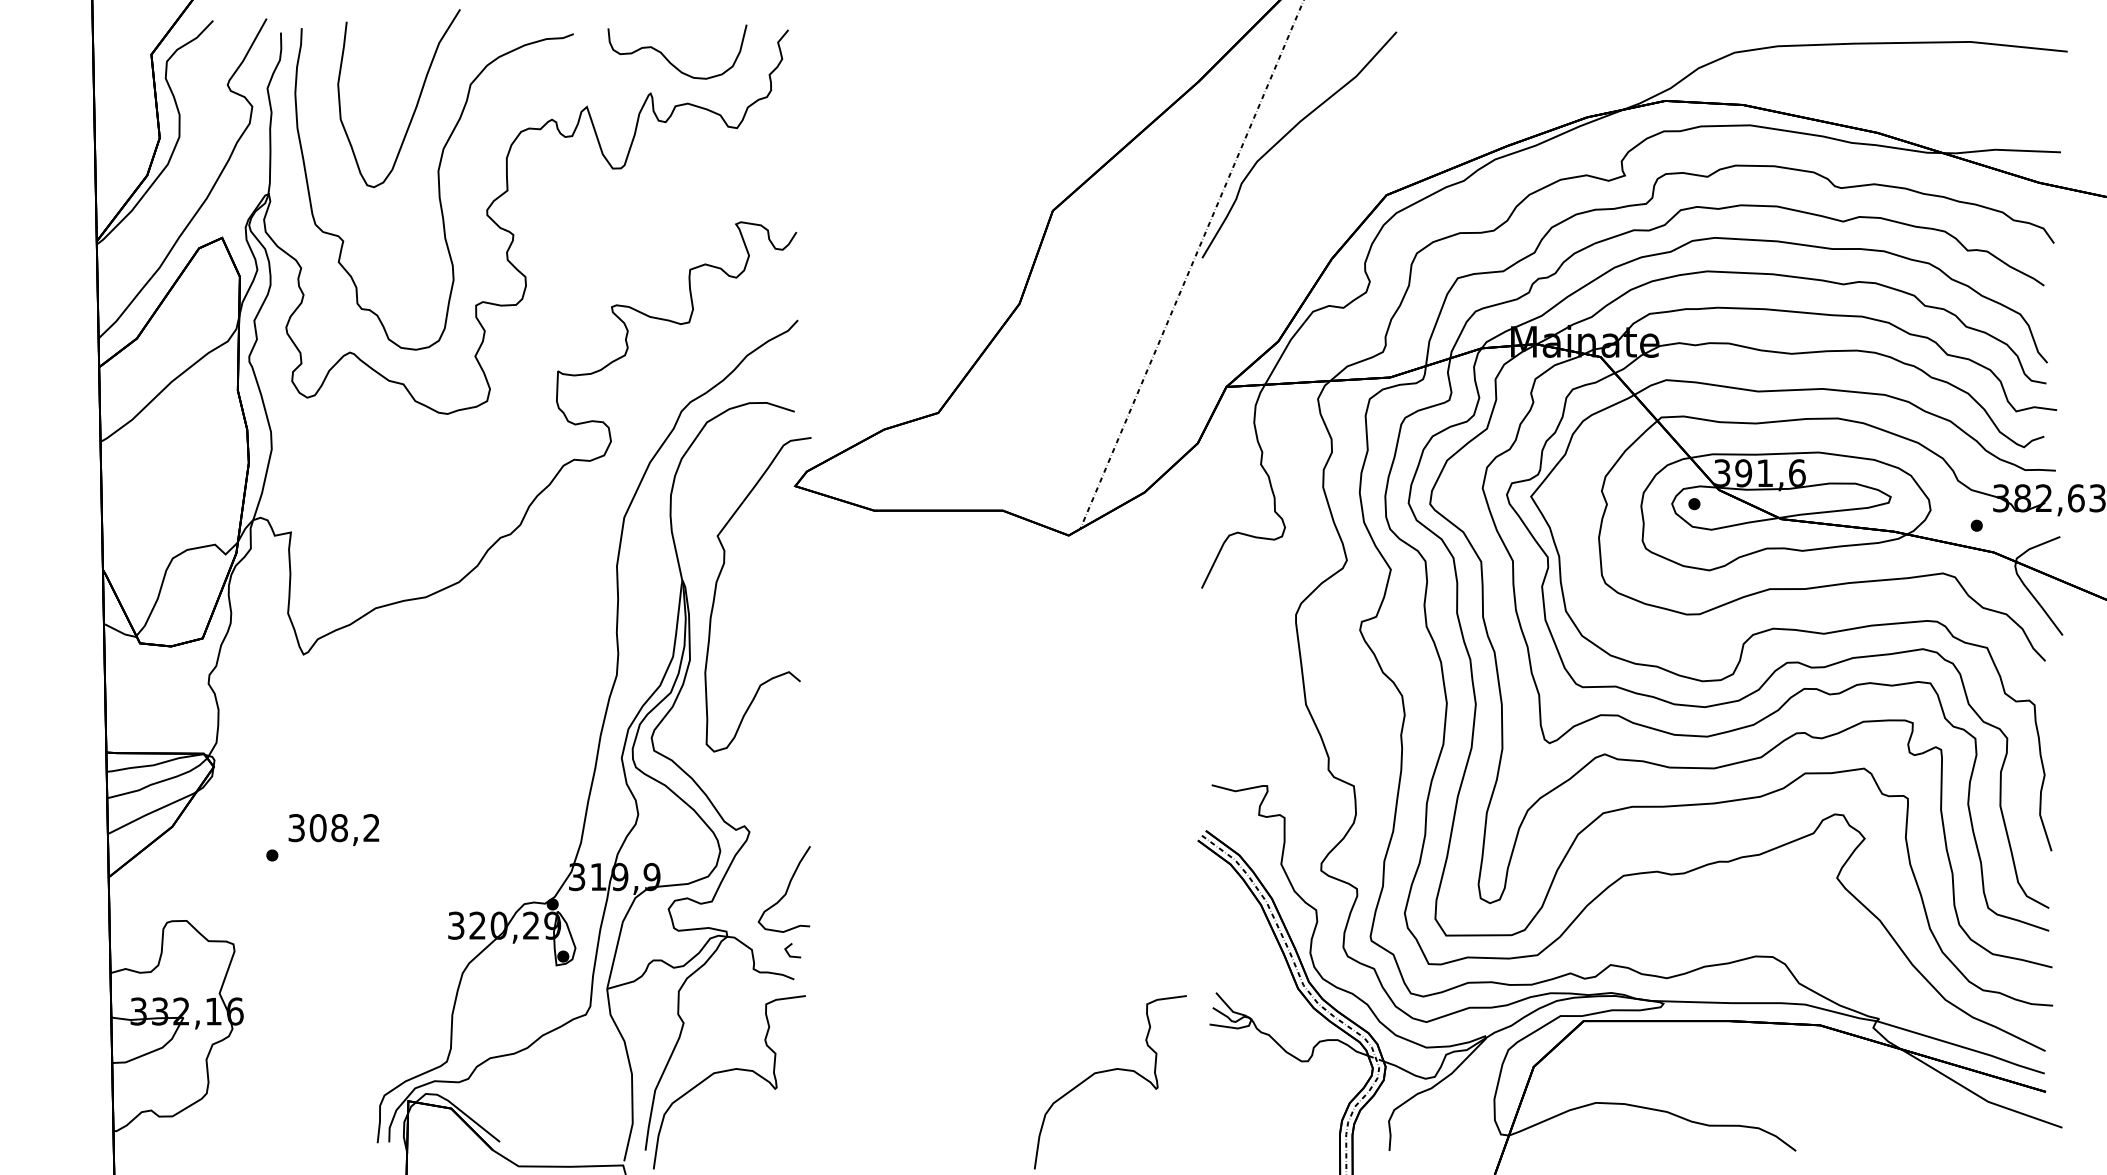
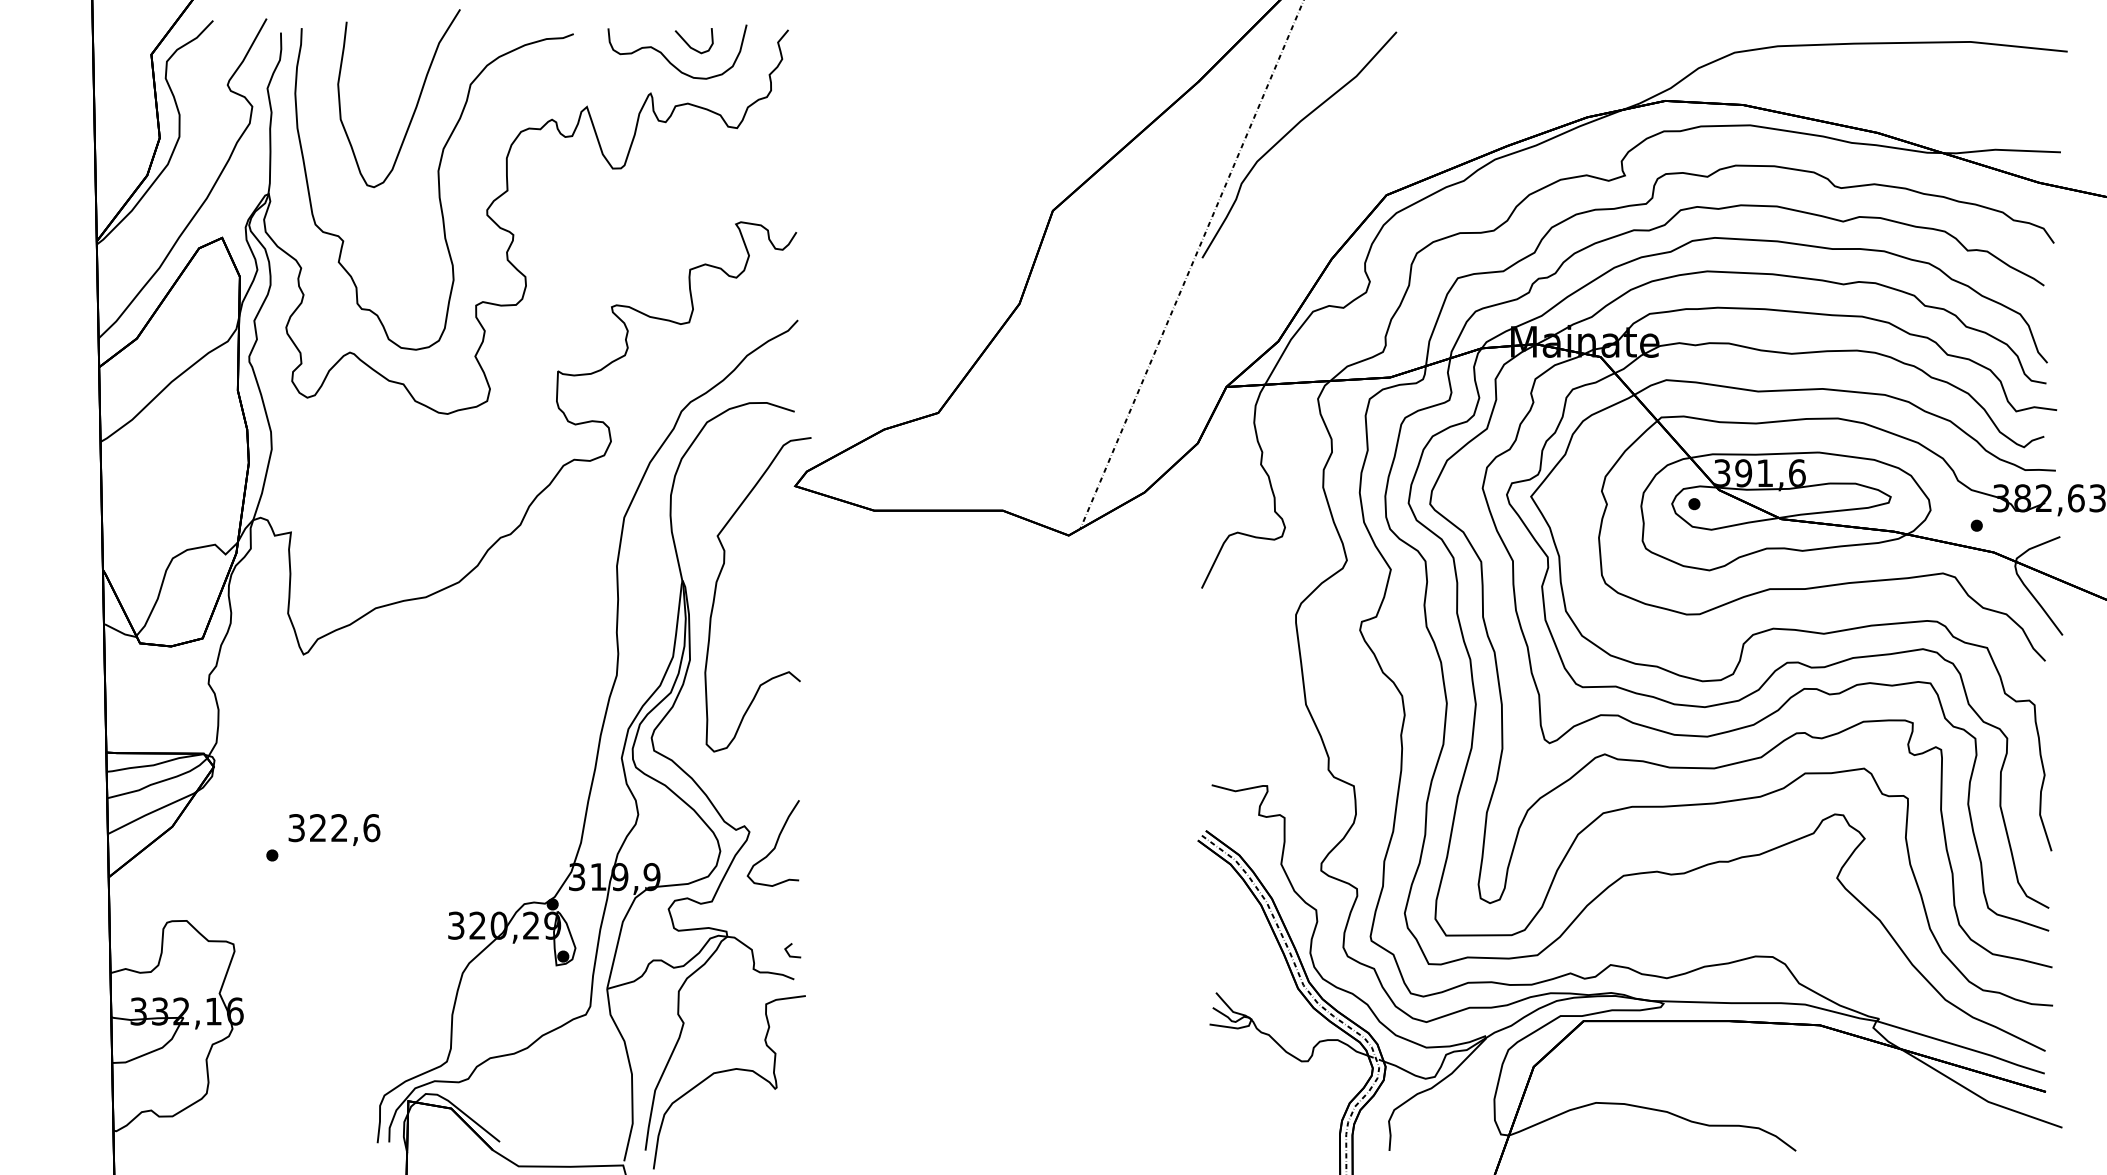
curve: none -> present (689, 44)
text: 308,2 -> 322,6 (344, 828)
curve position: (785, 891) -> (774, 845) (774, 845)
curve: present -> none (1105, 1072)
